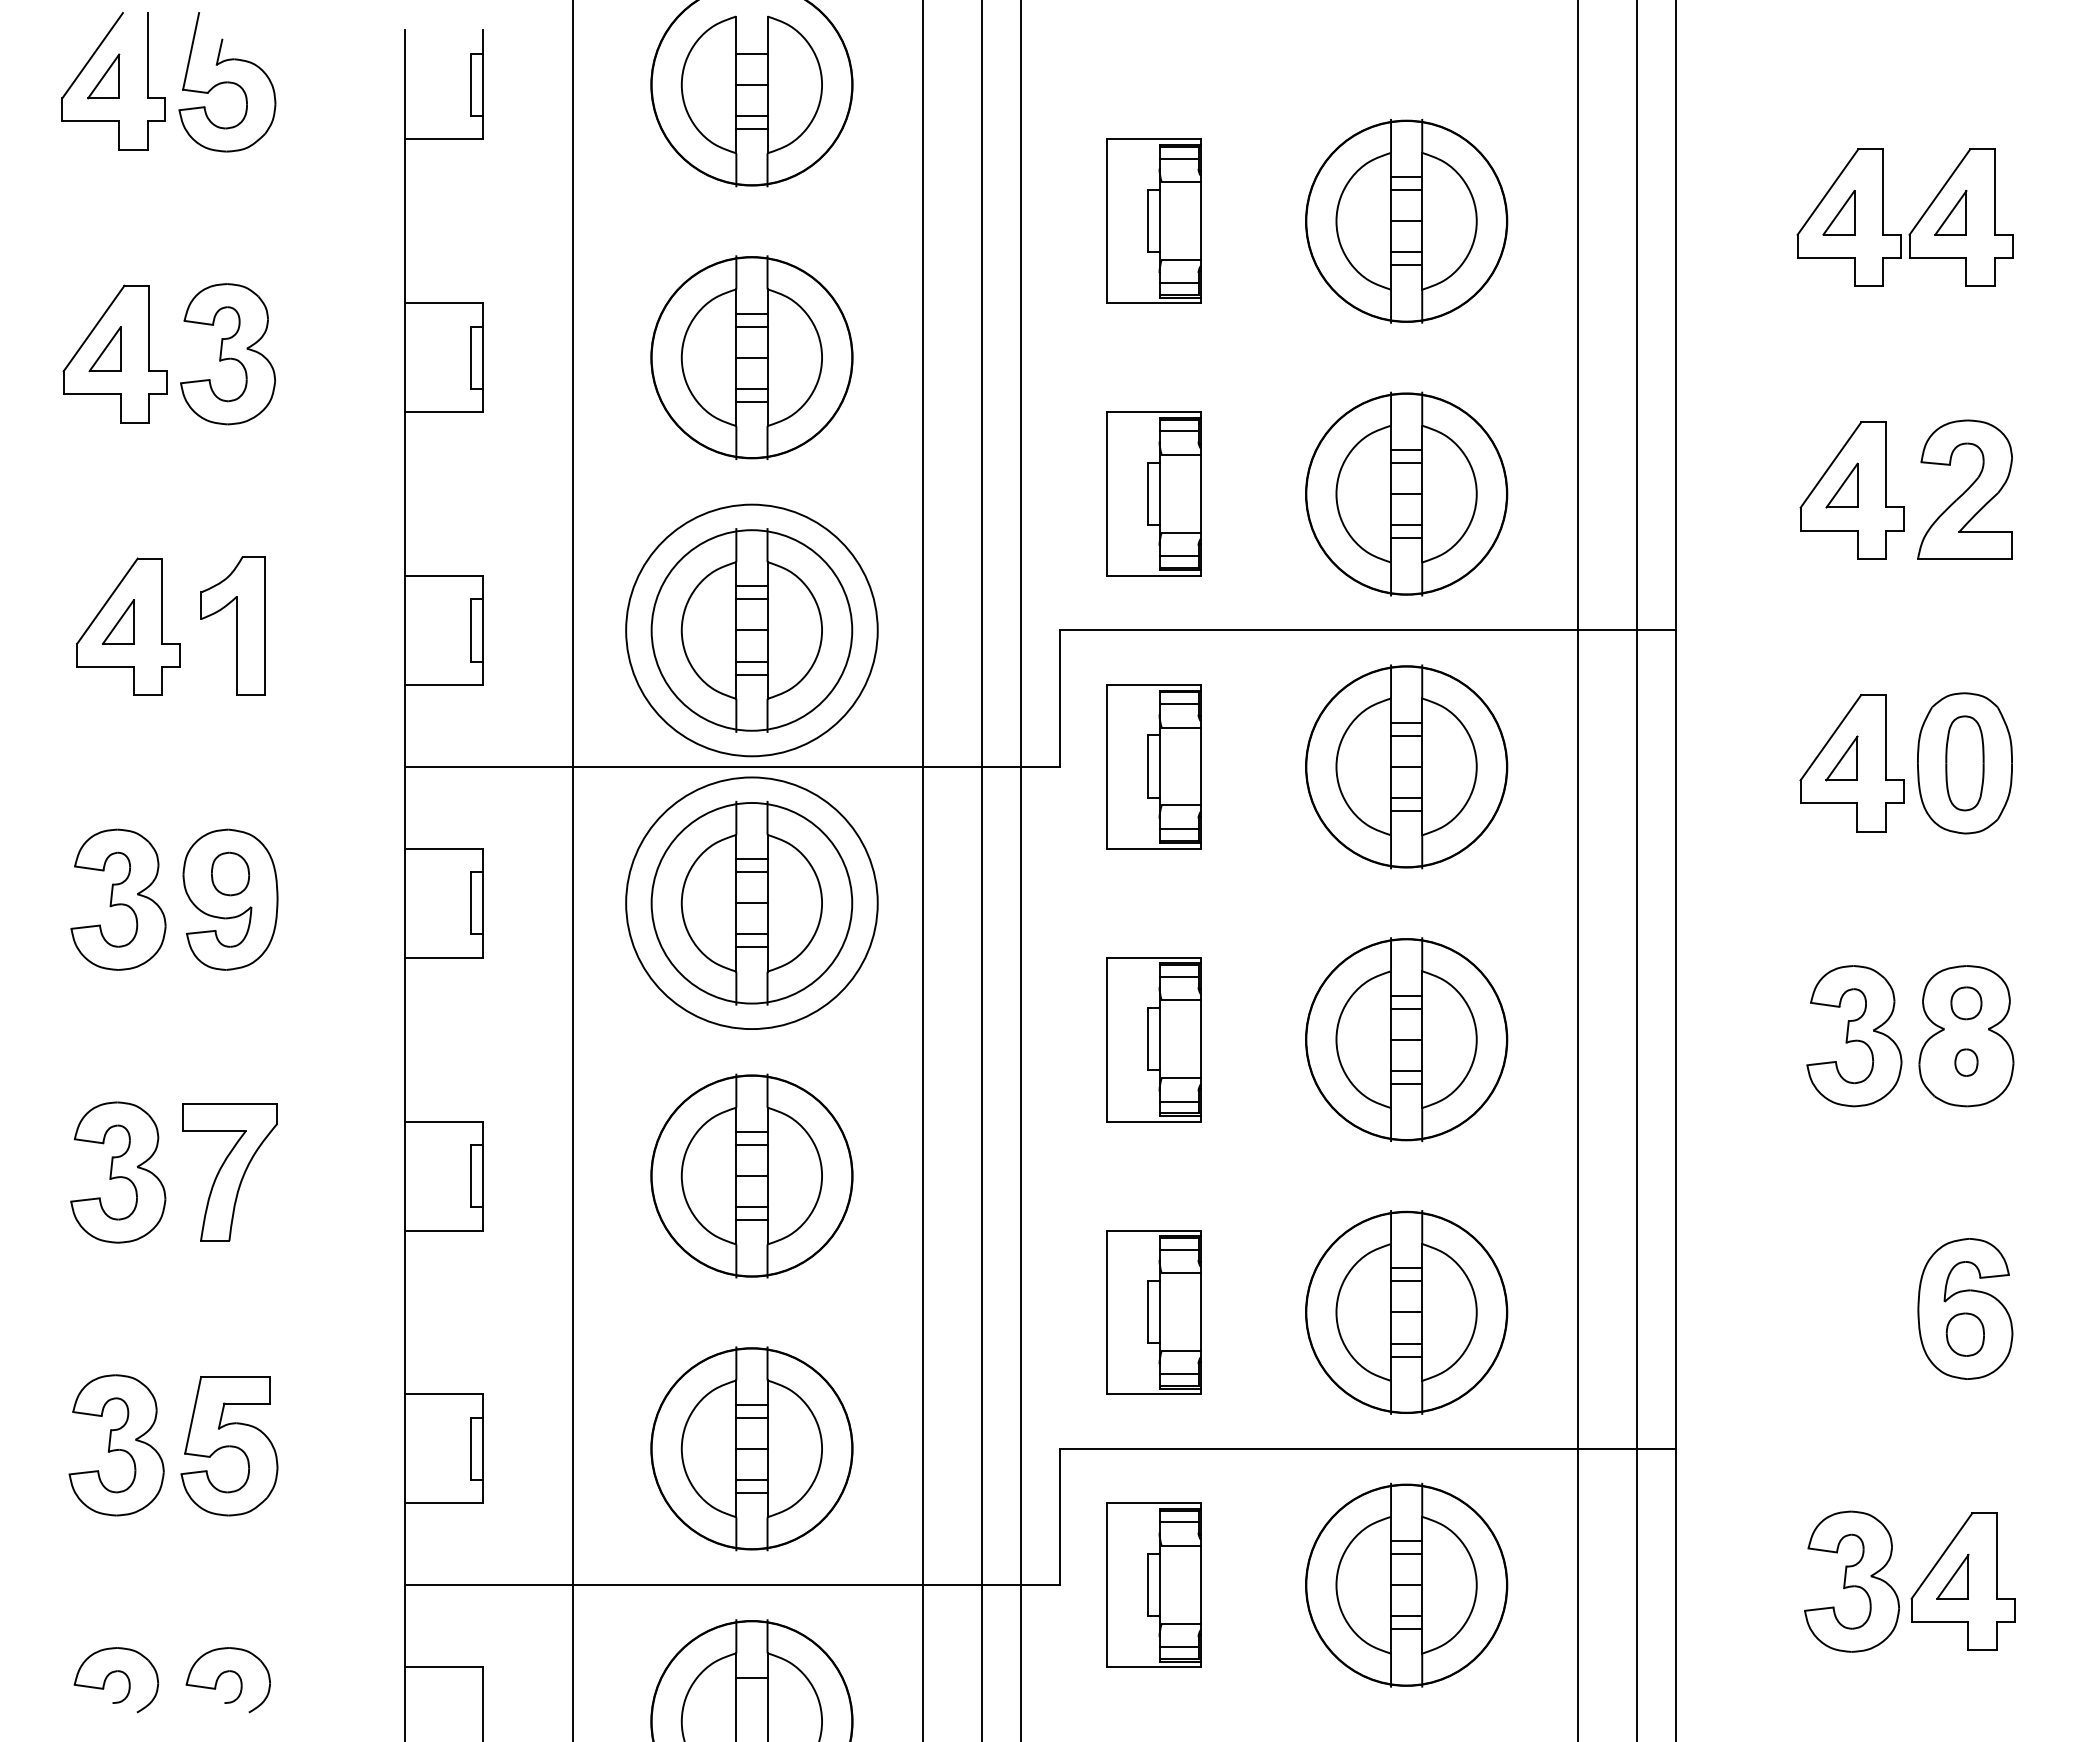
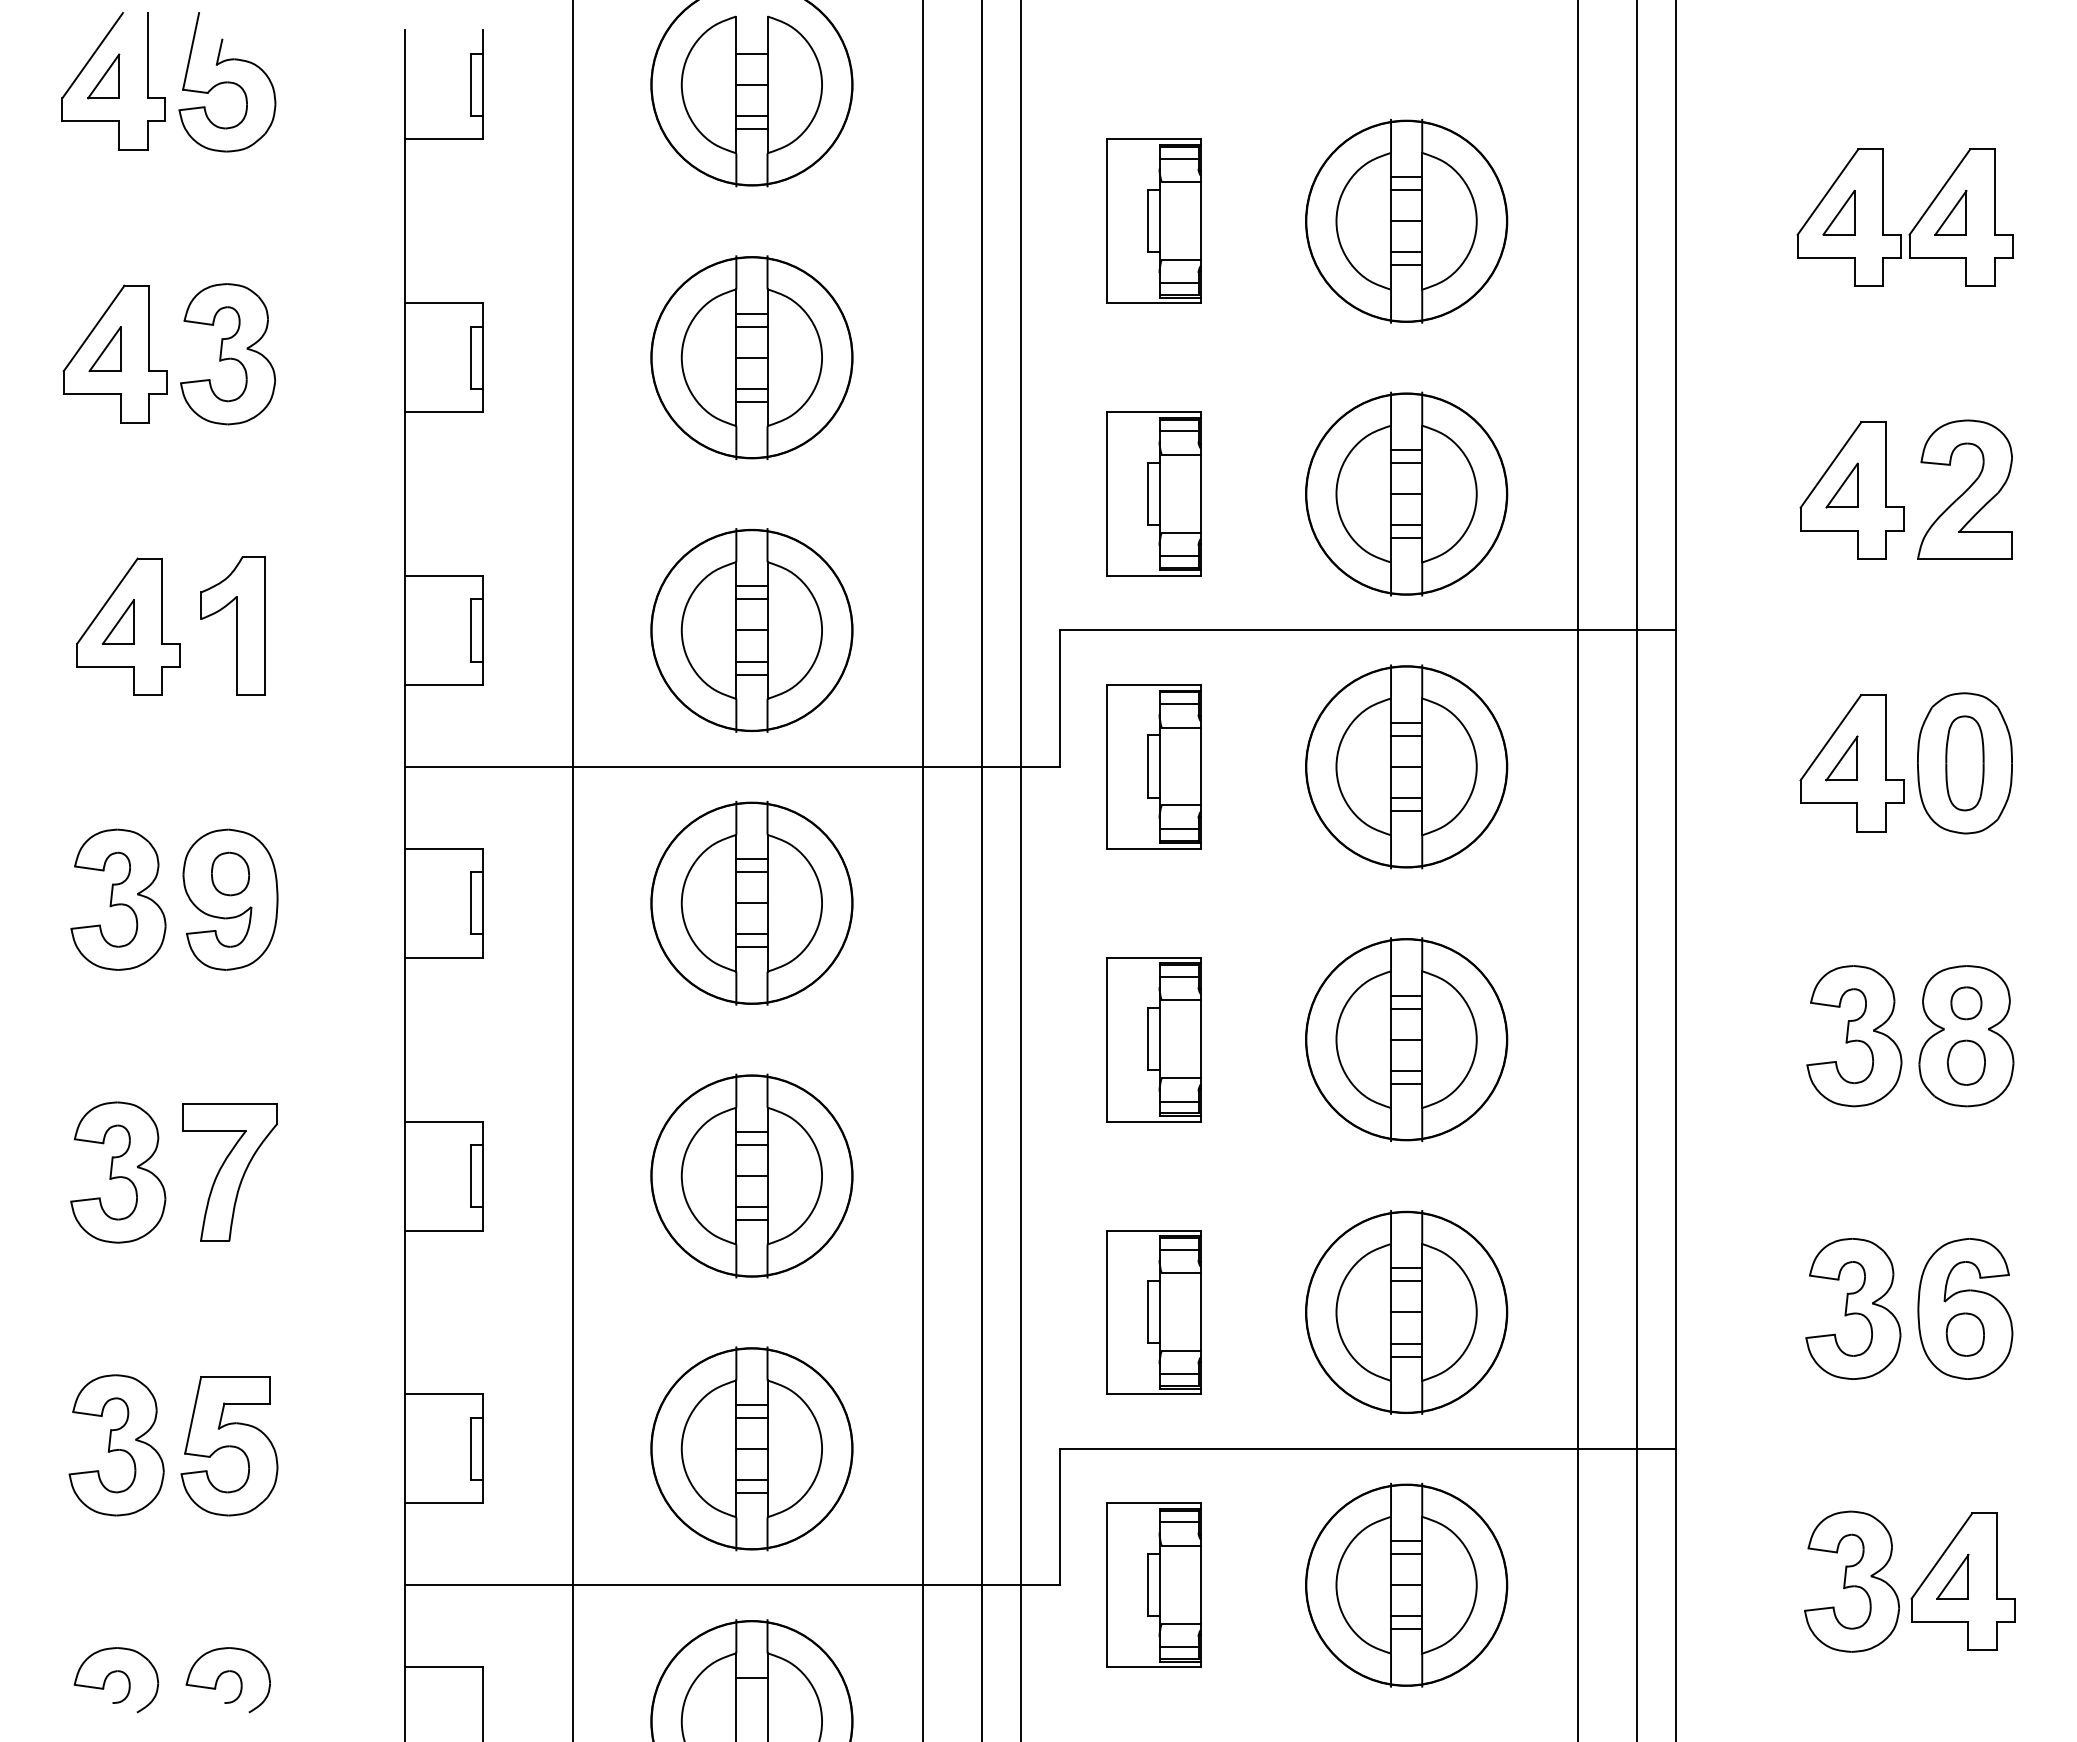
circle diameter: 252 px -> 201 px (751, 630)
circle diameter: 252 px -> 201 px (751, 902)
part size: 25x29 px -> 39x47 px (1966, 1062)
part: none -> present (1853, 1308)
